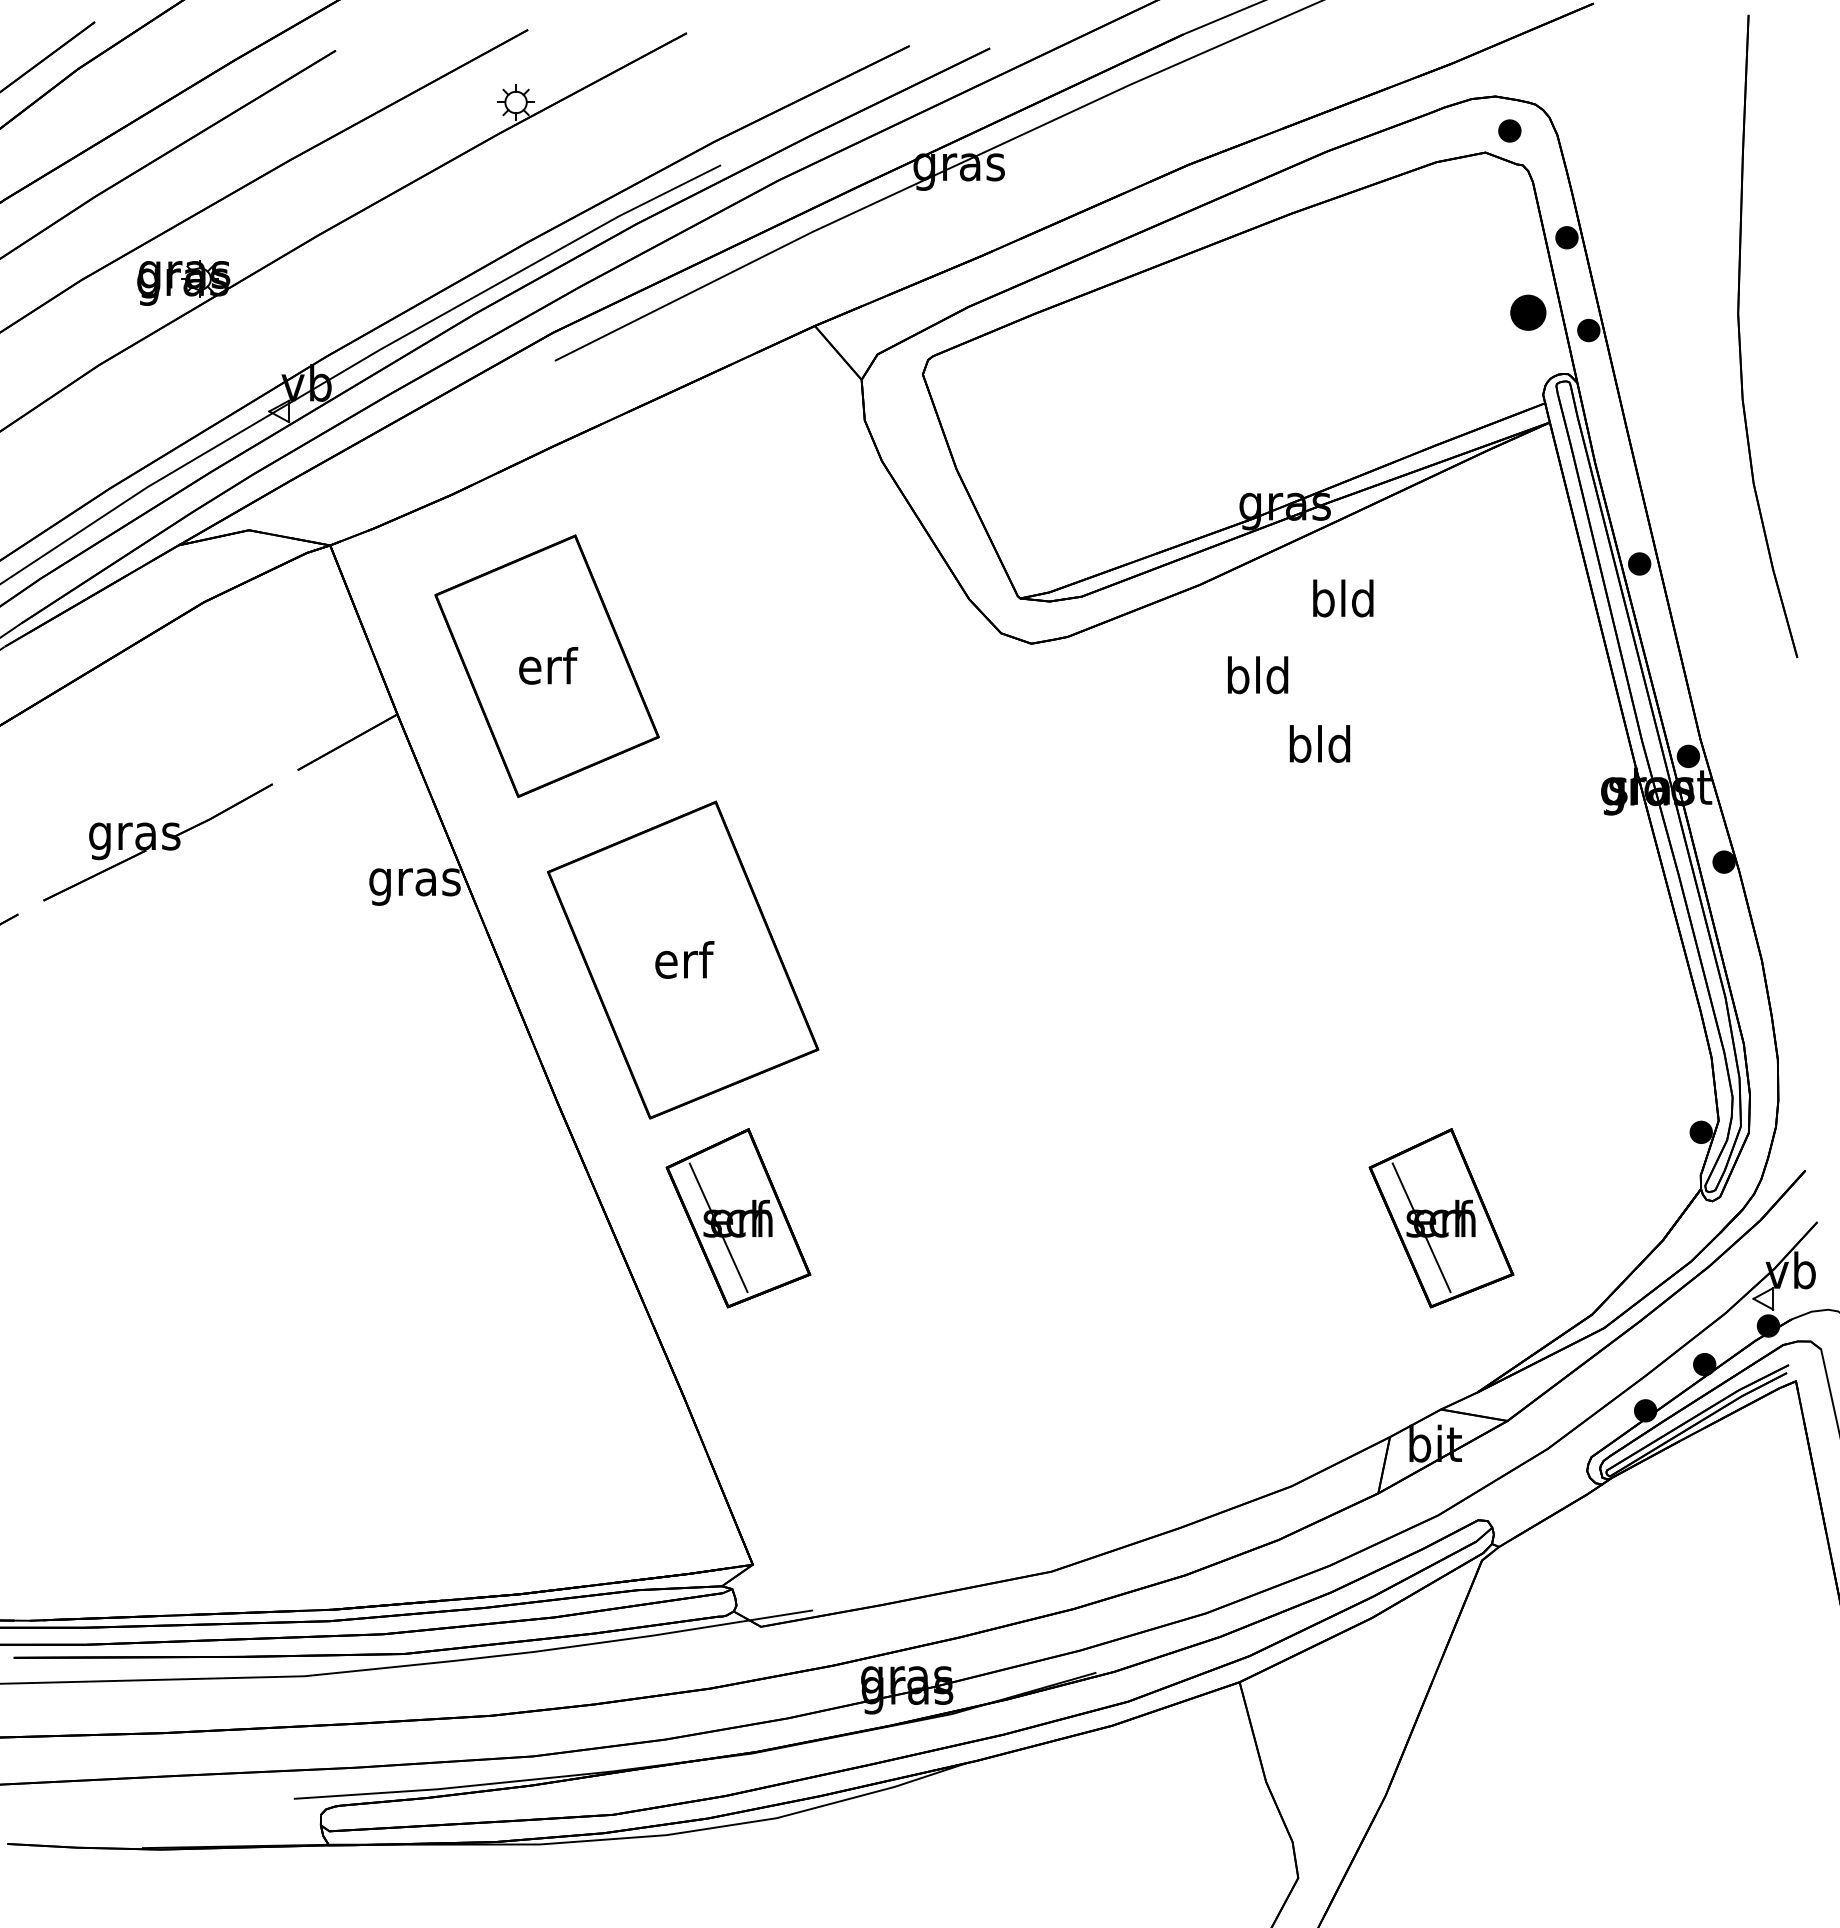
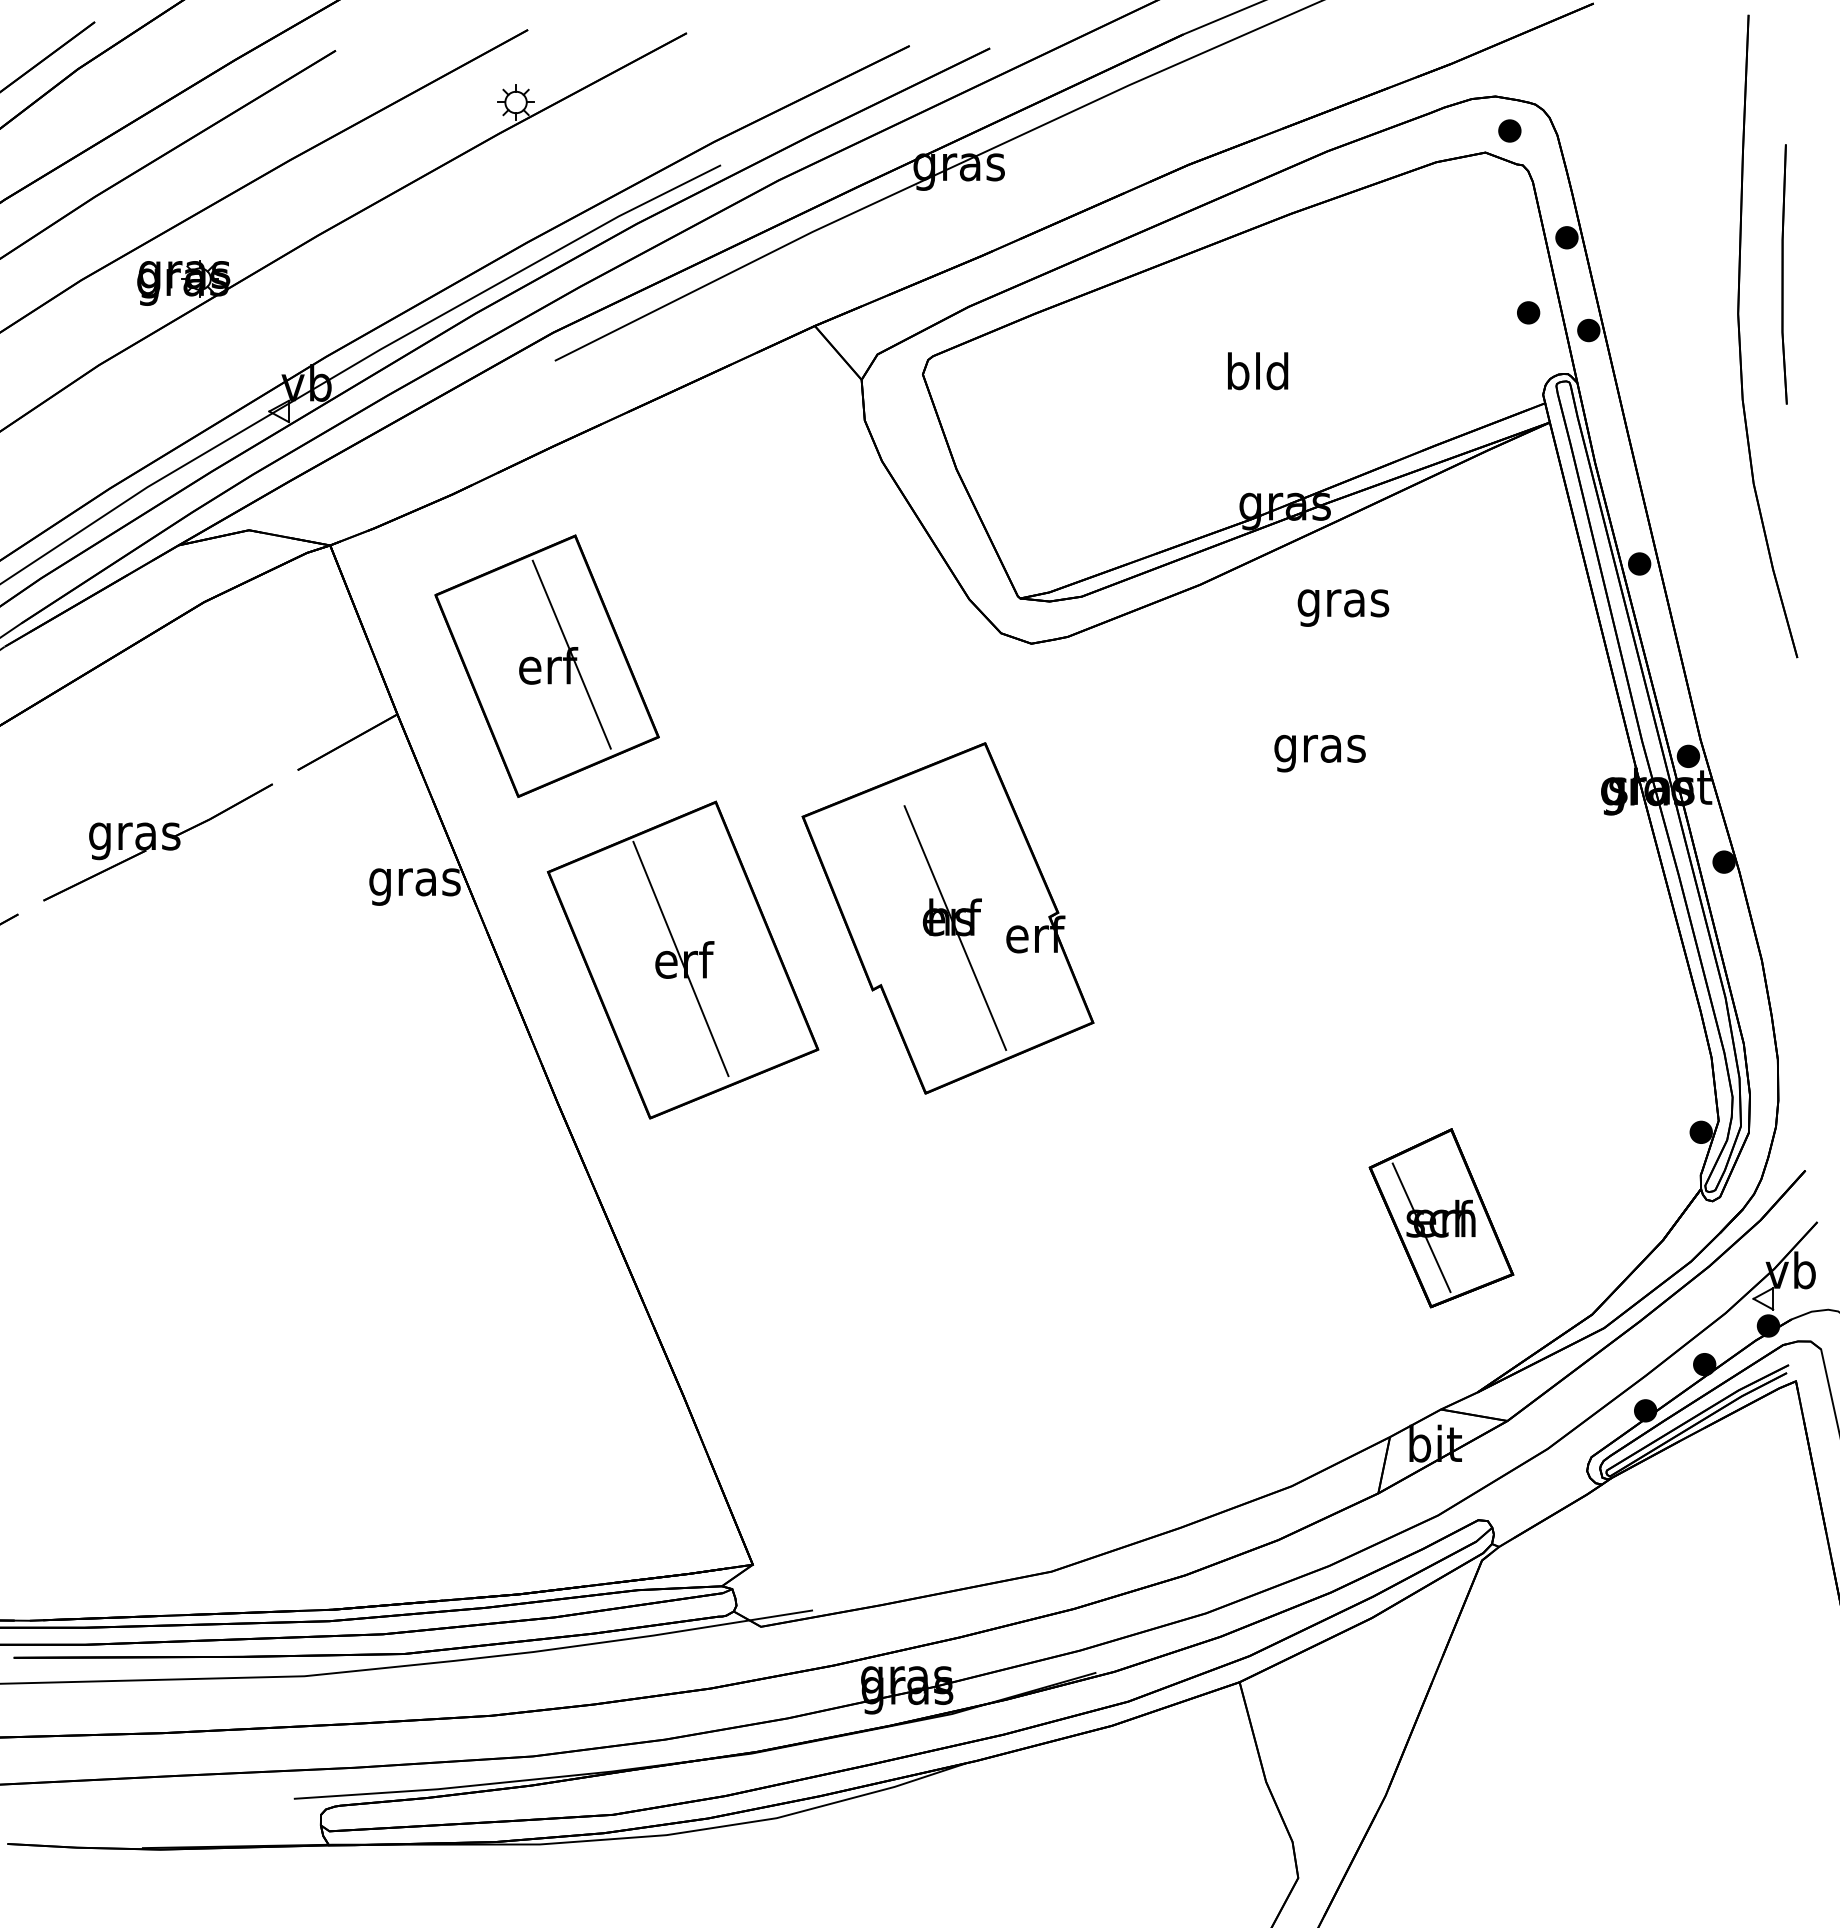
part: none -> present (1784, 274)
part size: 37x37 px -> 24x24 px (1528, 312)
text: bld -> gras (1343, 602)
line: none -> present (571, 654)
text position: (1258, 675) -> (1258, 371) (1258, 371)
text: bld -> gras (1319, 748)
part: none -> present (947, 918)
line: none -> present (680, 958)
part: present -> none (738, 1218)
